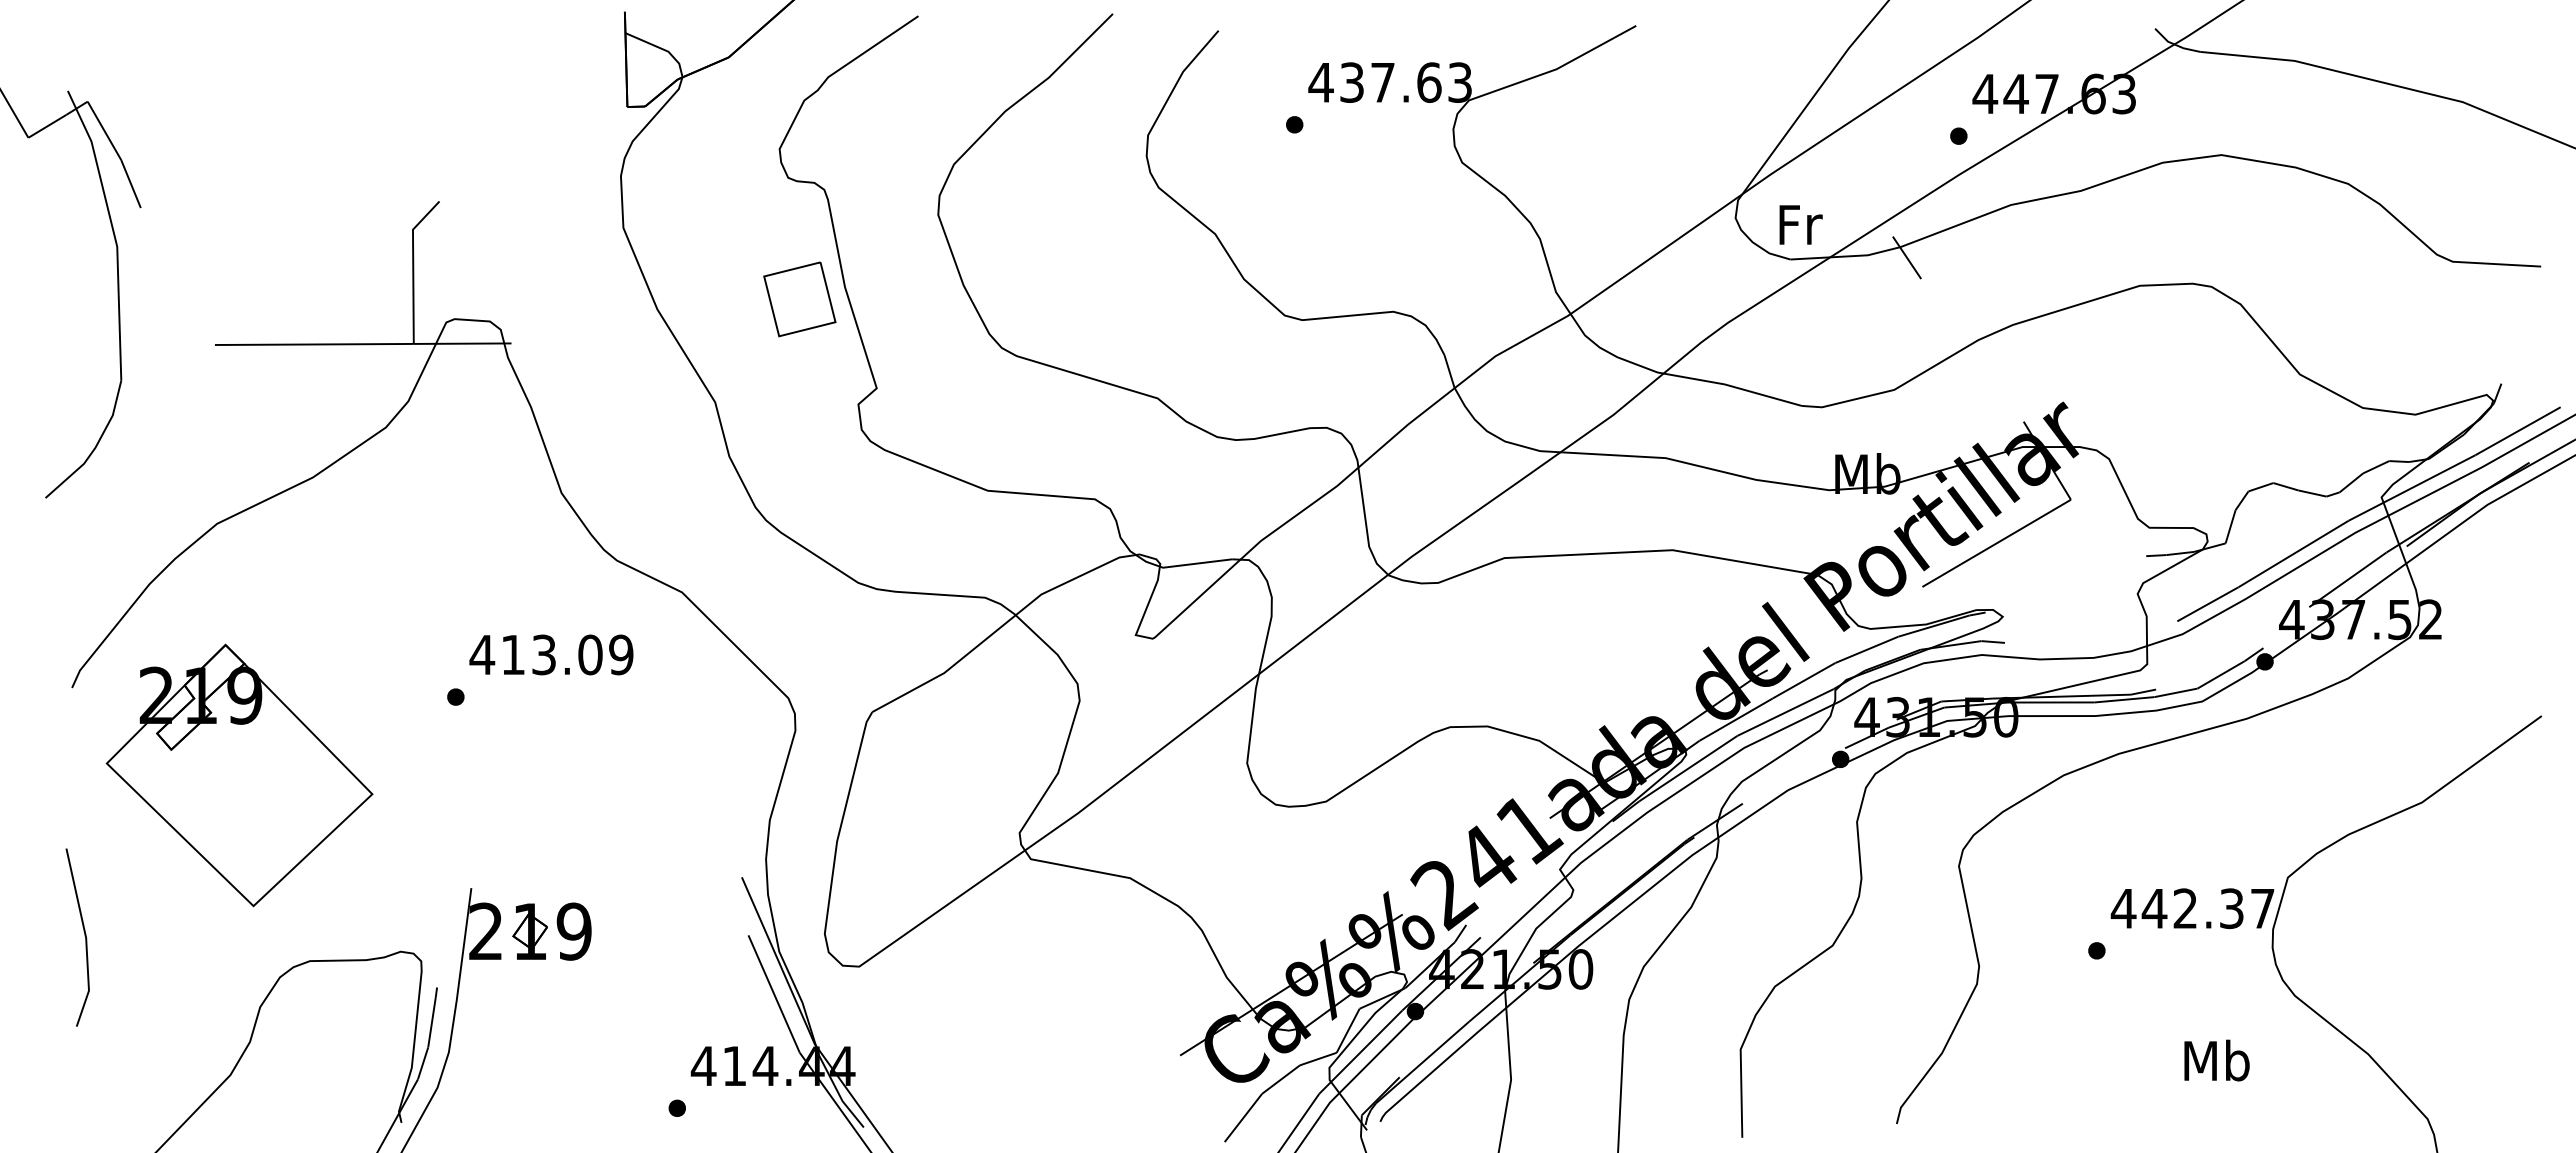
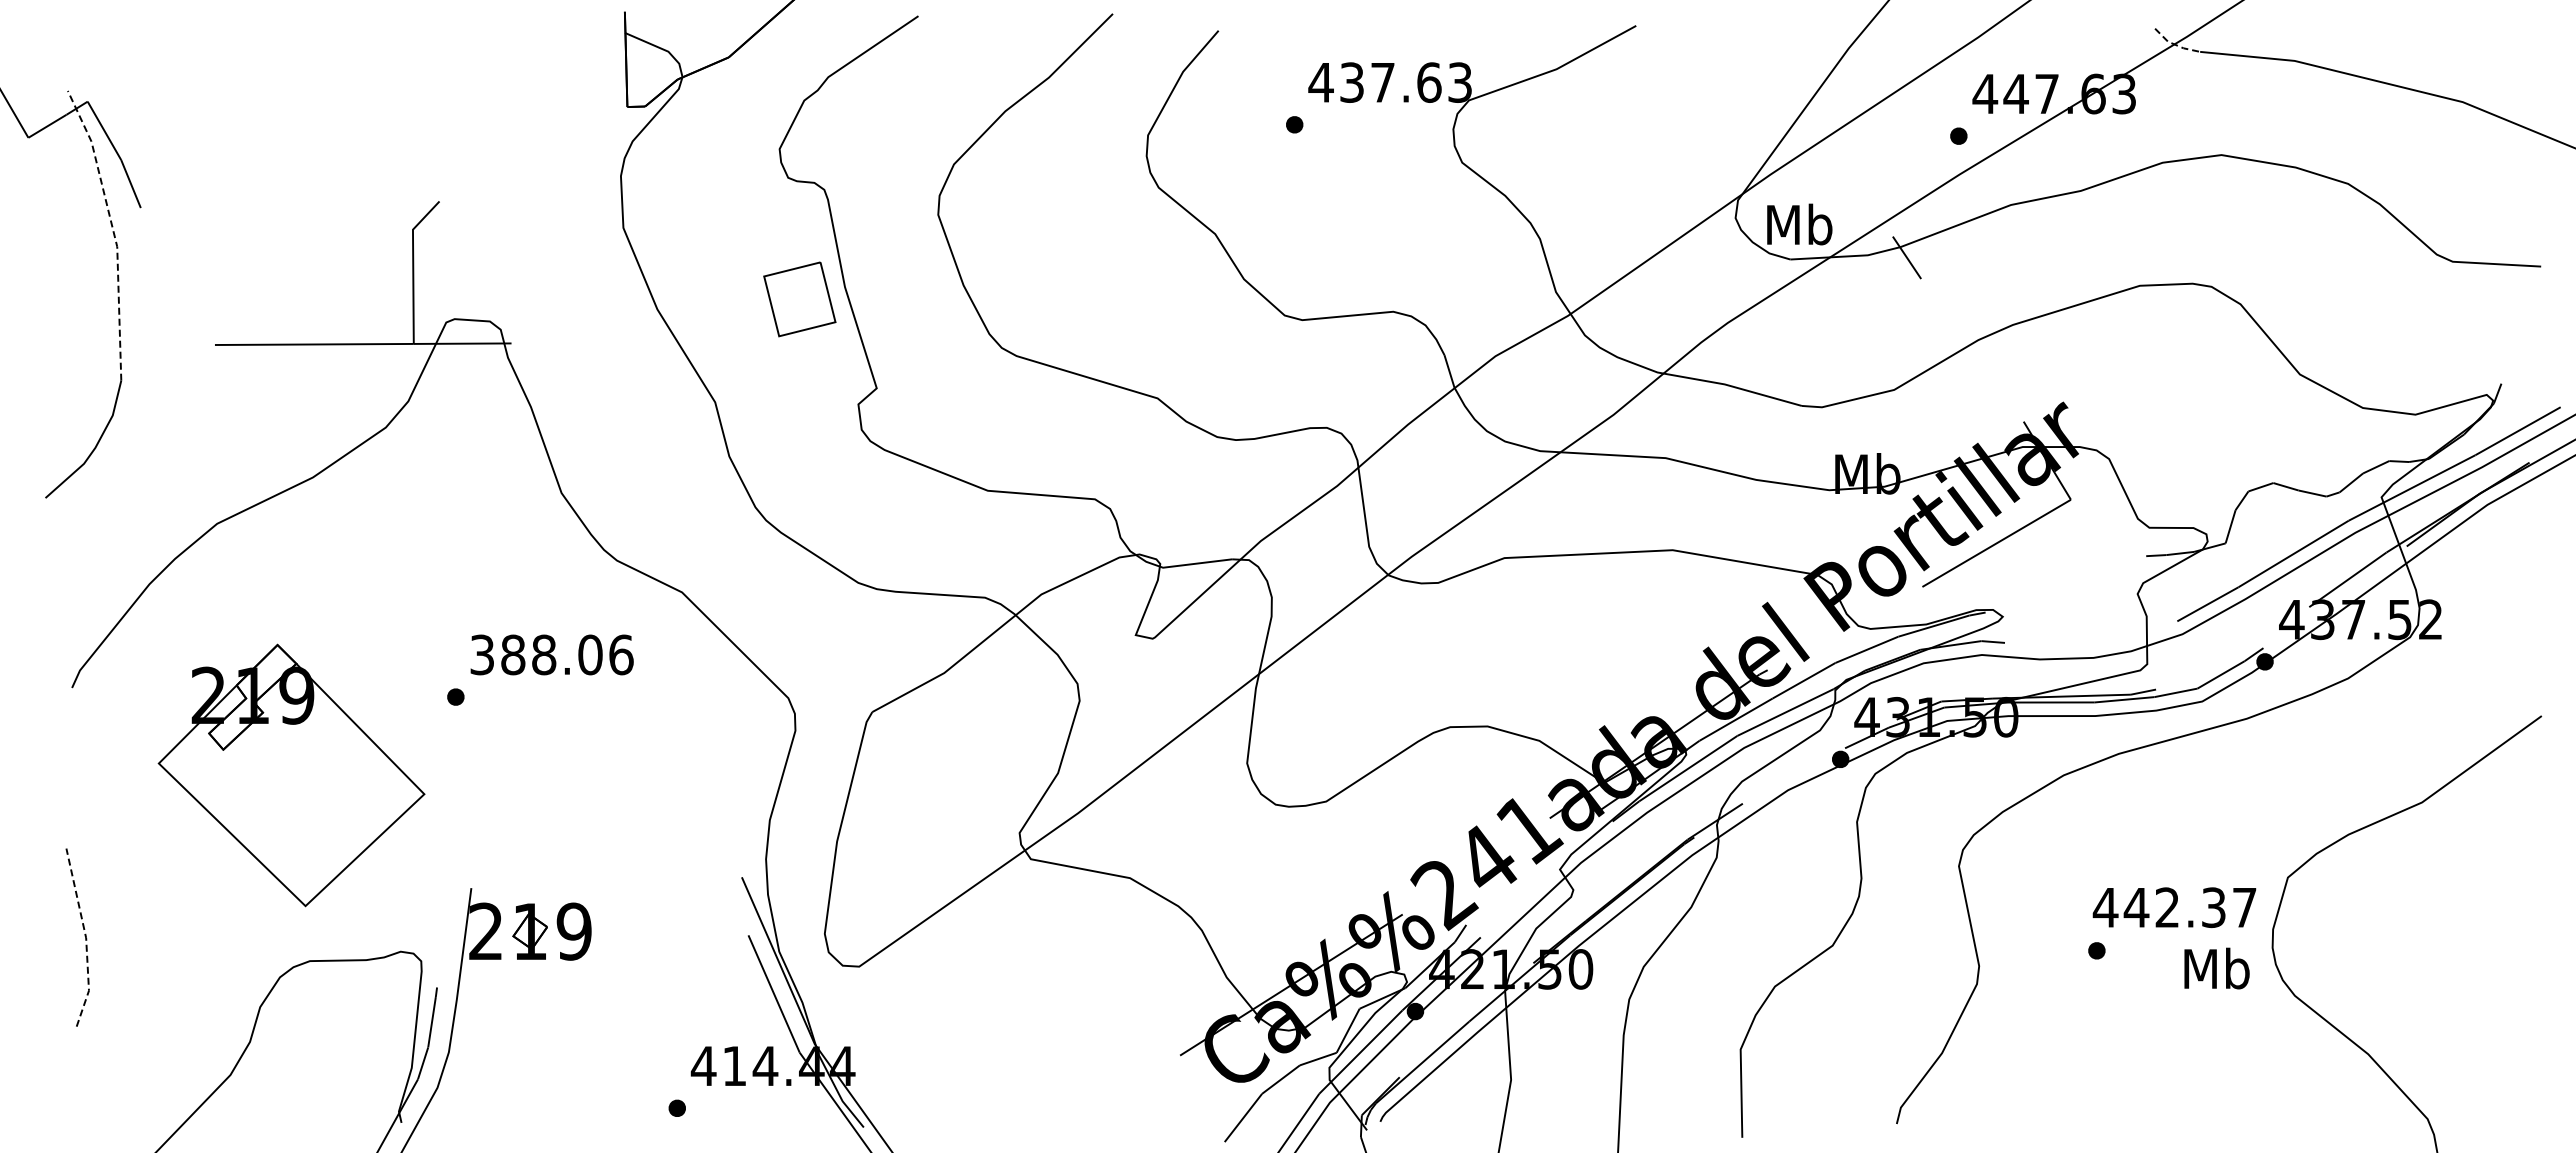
line: solid -> dashed (2175, 44)
text: Fr -> Mb (1799, 224)
line: solid -> dashed (113, 232)
text: 413.09 -> 388.06 (551, 654)
part position: (239, 775) -> (291, 775) (291, 775)
text position: (2192, 908) -> (2174, 907) (2174, 907)
line: solid -> dashed (86, 937)
text position: (2216, 1060) -> (2216, 968) (2216, 968)
